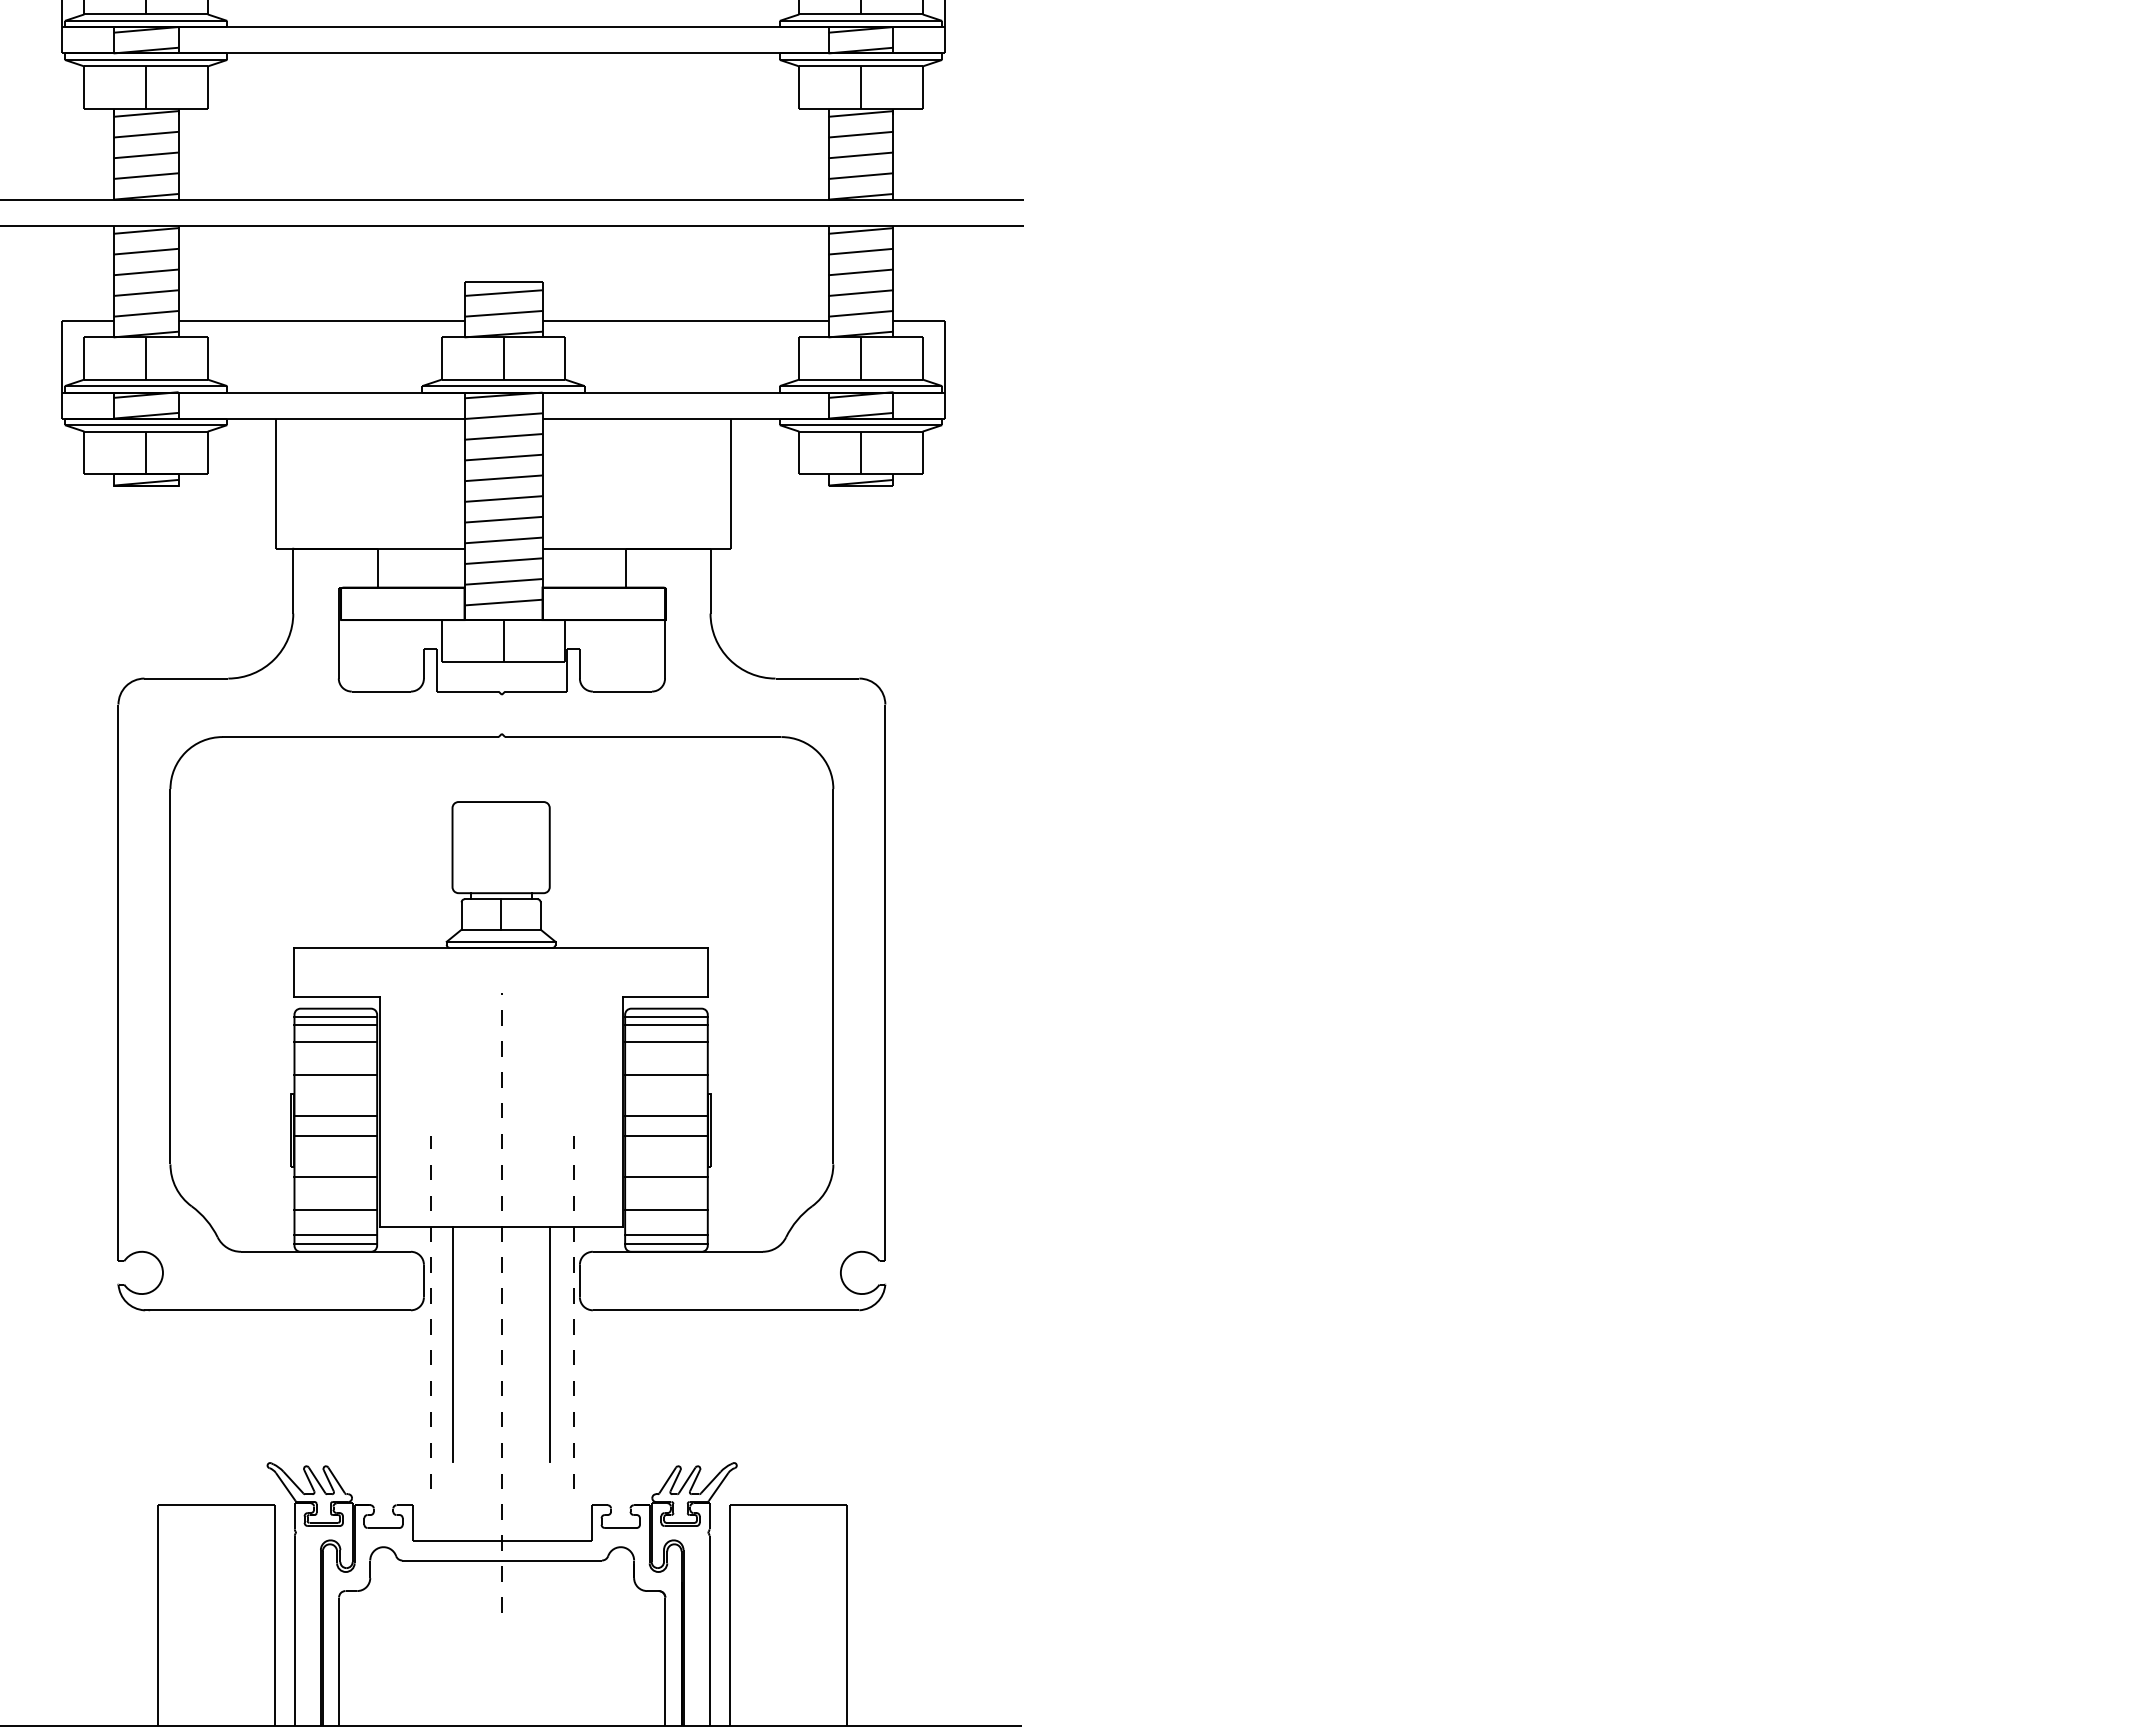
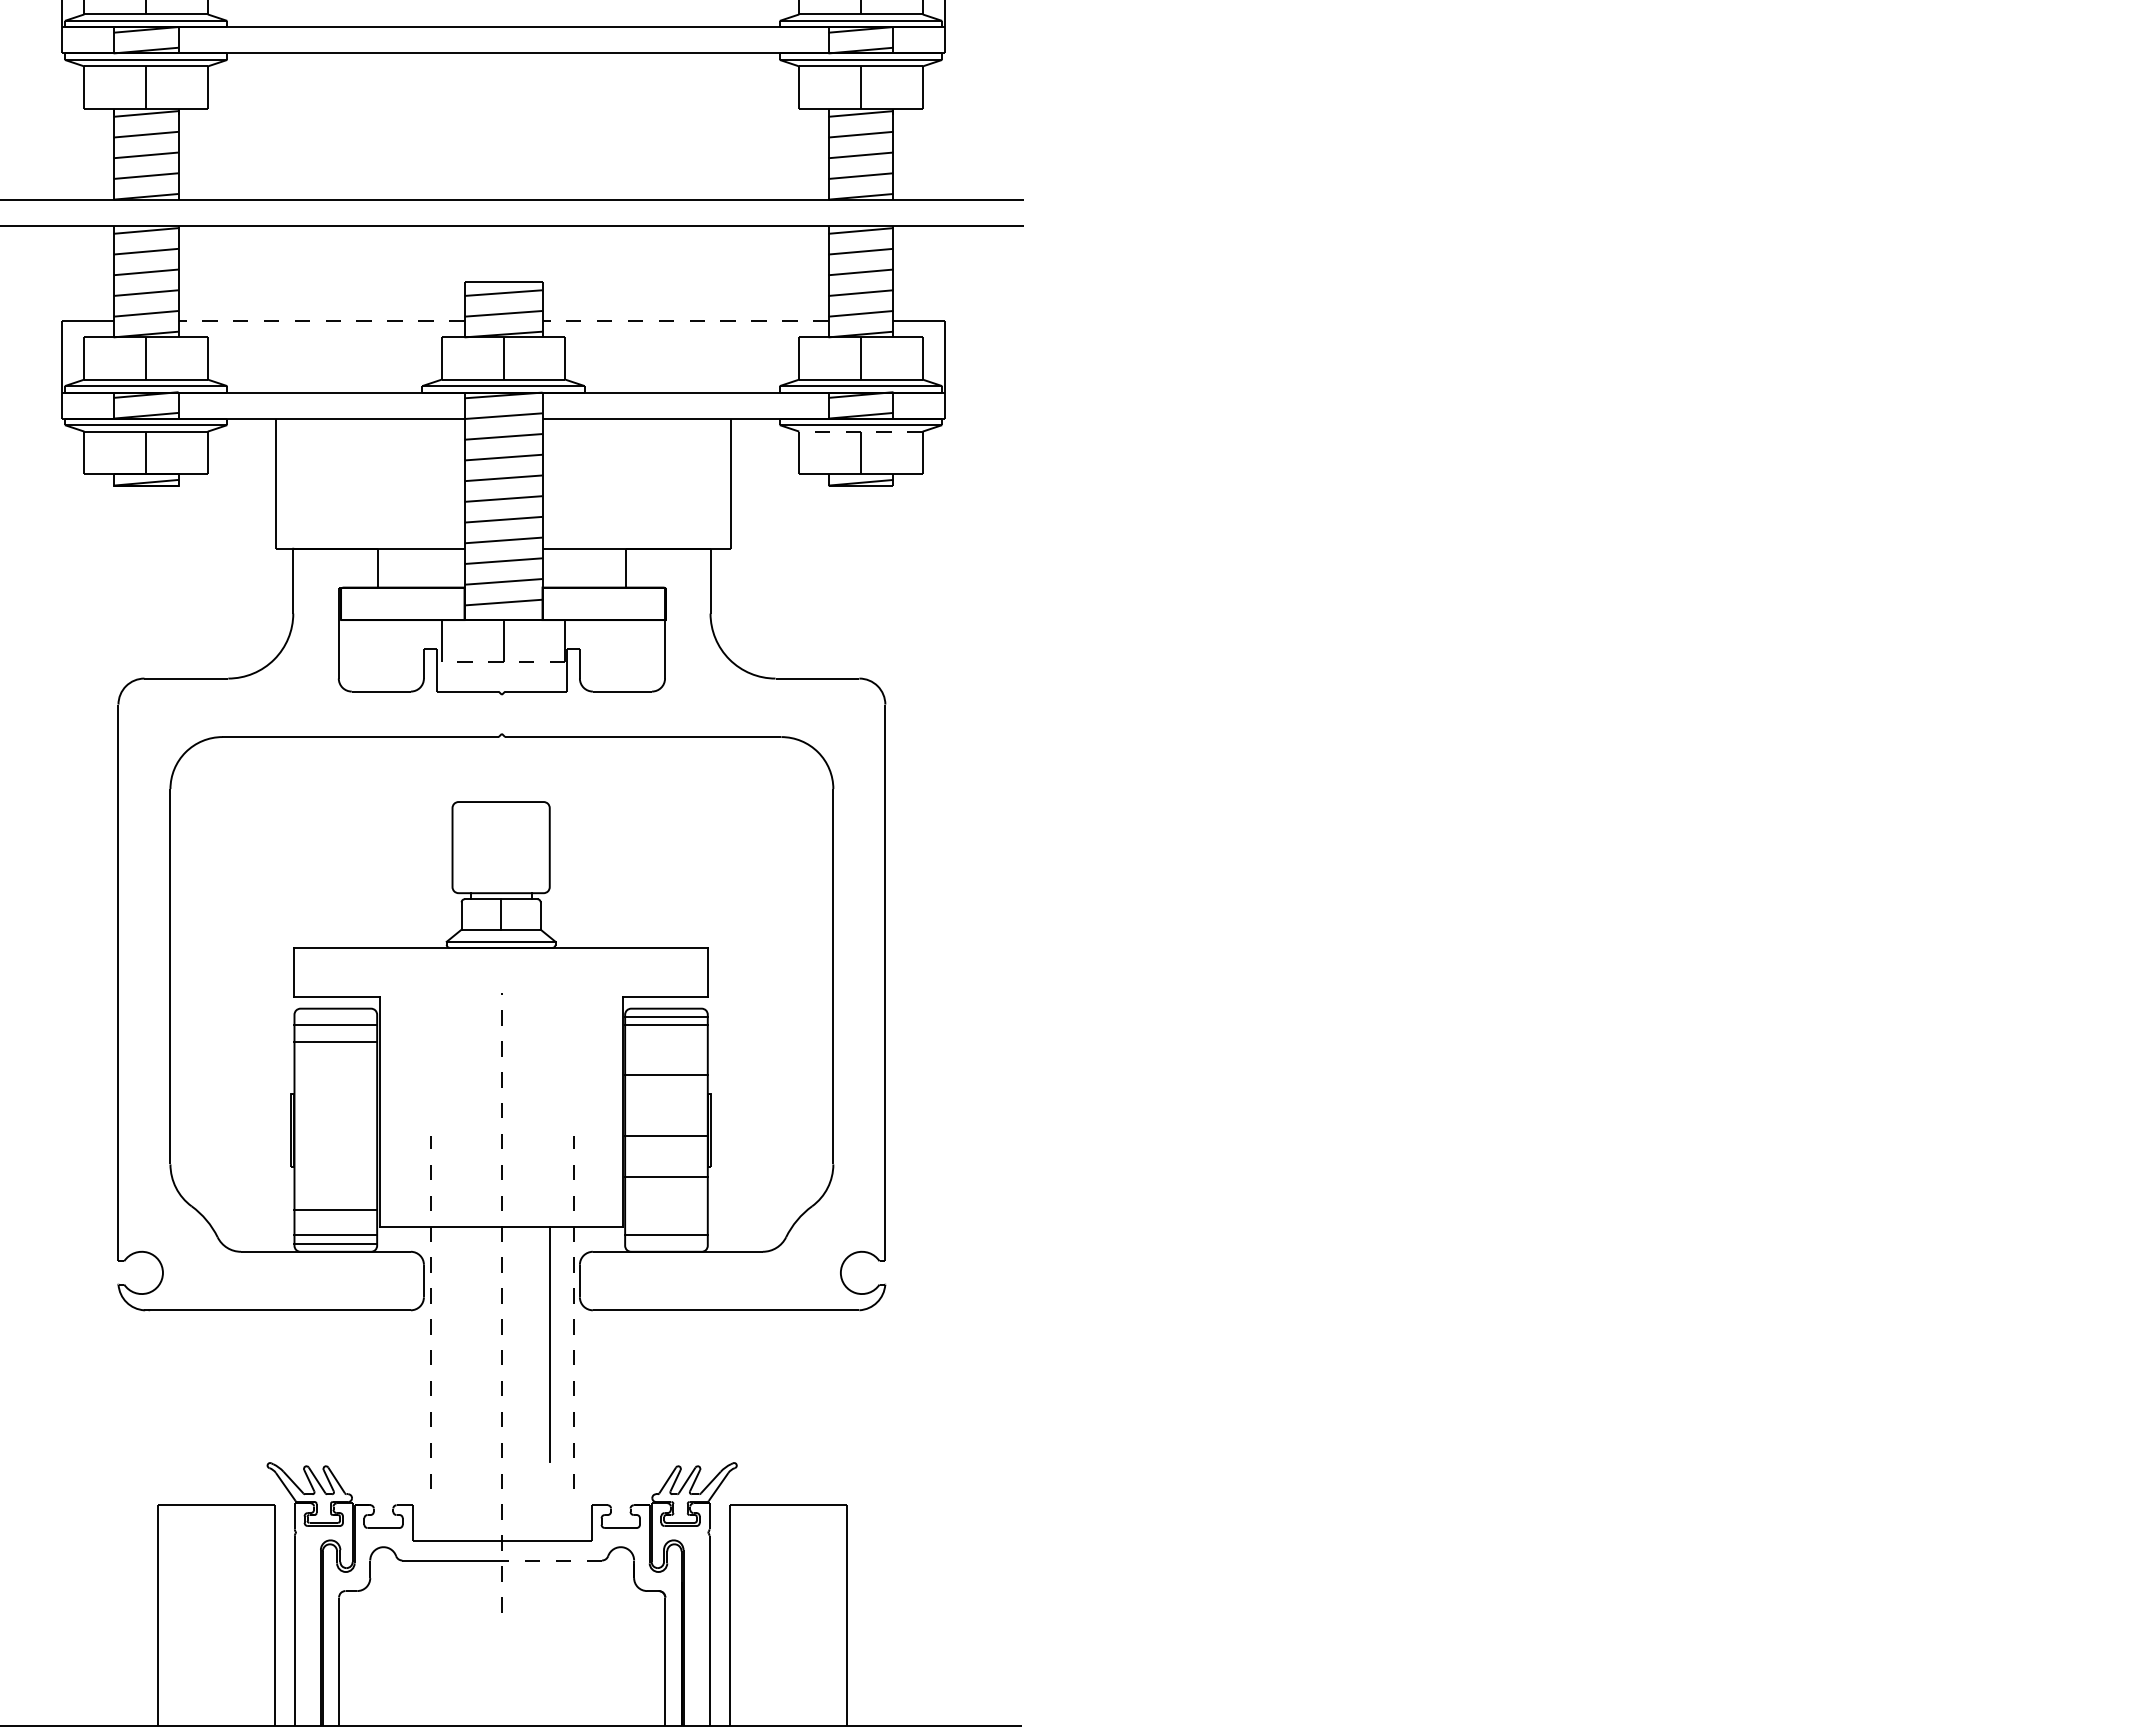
line: solid -> dashed (321, 321)
line: solid -> dashed (685, 321)
line: solid -> dashed (860, 431)
line: solid -> dashed (503, 662)
line: present -> none (335, 1016)
line: present -> none (666, 1041)
line: present -> none (335, 1074)
line: present -> none (335, 1116)
line: present -> none (666, 1116)
line: present -> none (335, 1136)
line: present -> none (335, 1177)
line: present -> none (666, 1210)
line: present -> none (666, 1243)
line: present -> none (452, 1344)
line: solid -> dashed (552, 1560)
